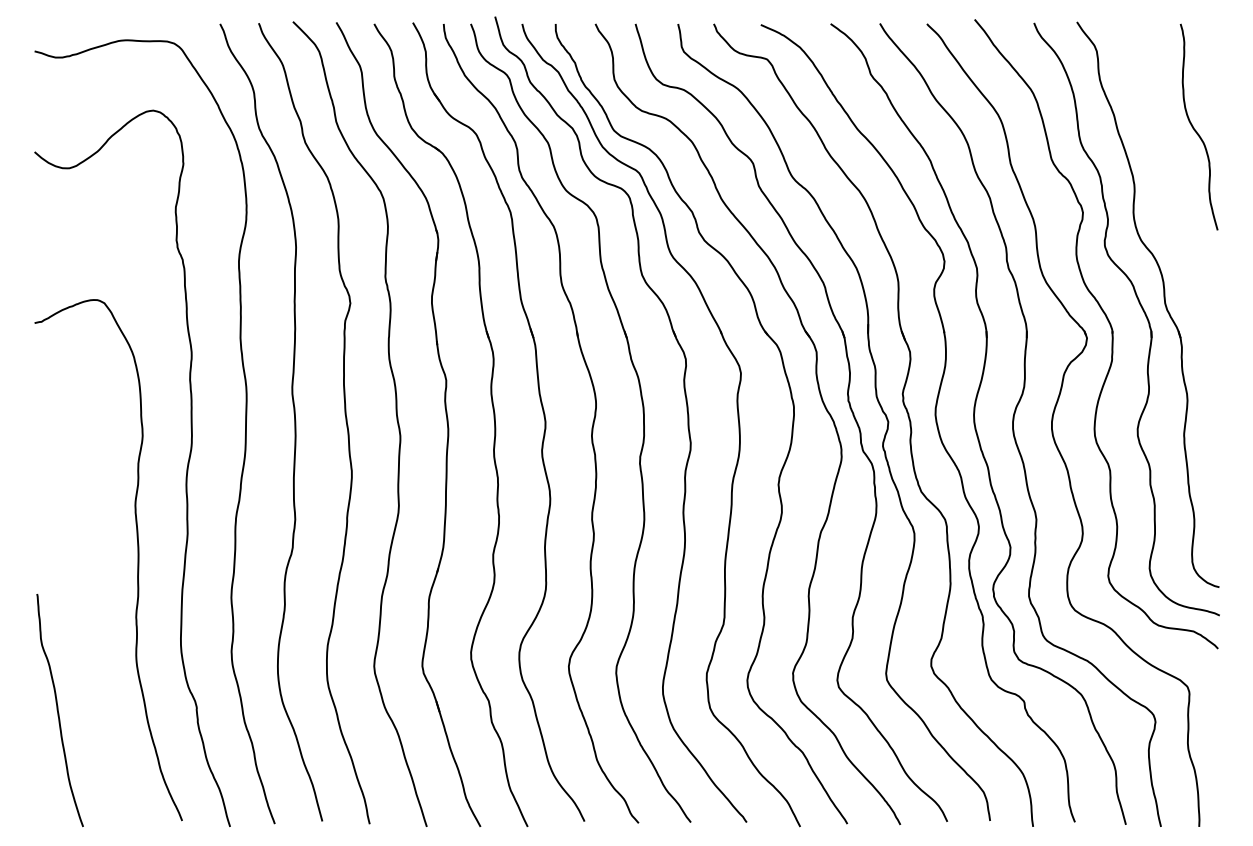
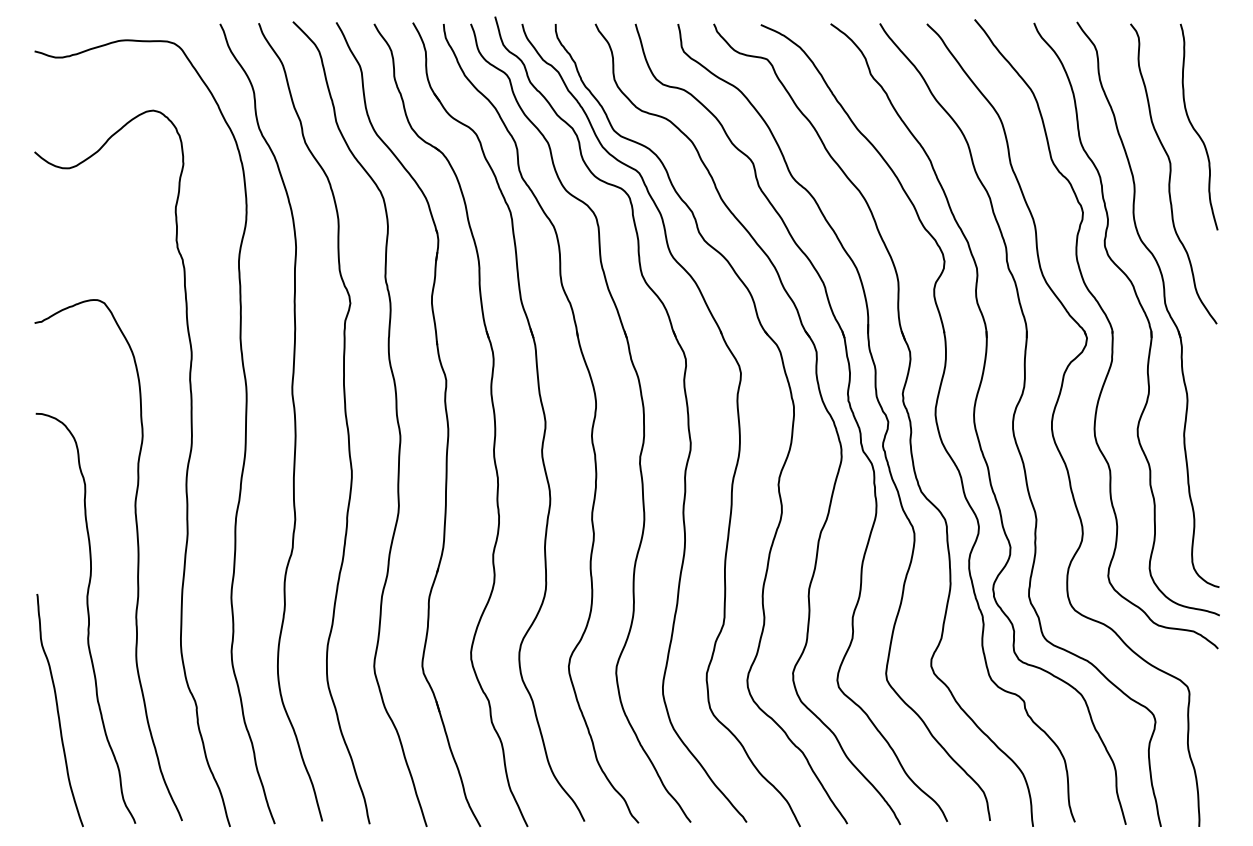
curve: none -> present (1171, 173)
curve: none -> present (87, 616)
